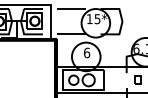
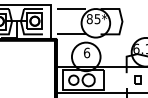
text: 15* -> 85* (89, 19)
